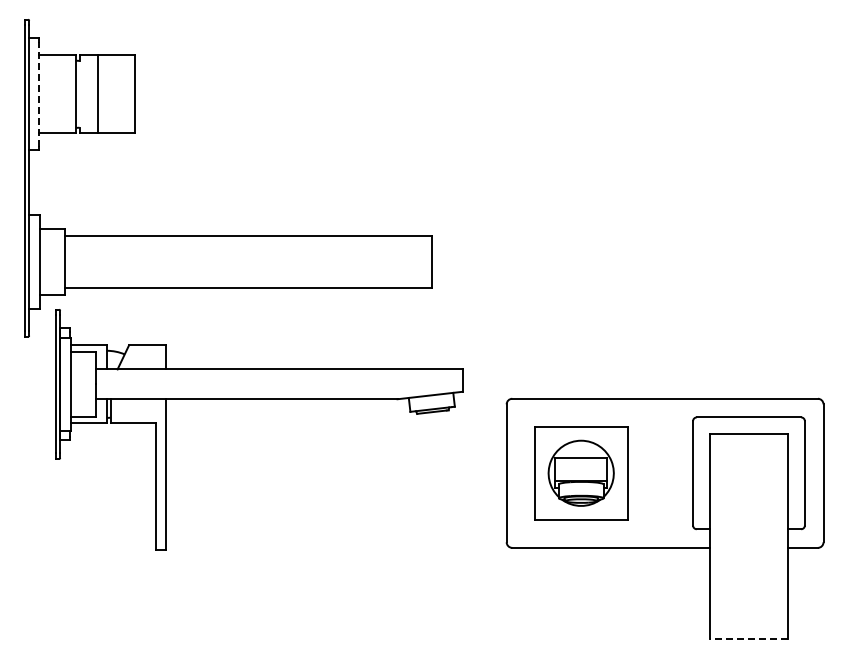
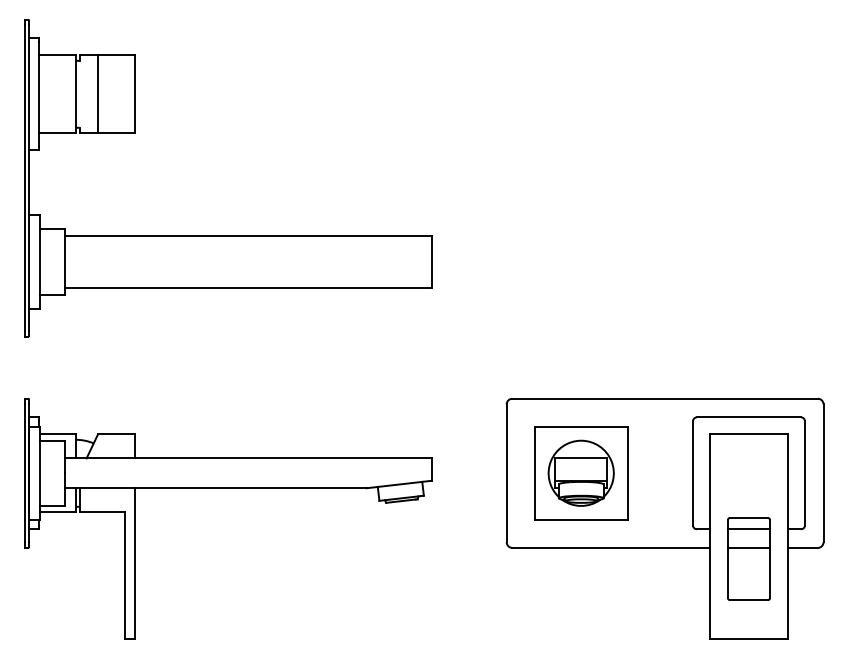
line: dashed -> solid (38, 93)
part position: (259, 399) -> (228, 488) (228, 488)
part: none -> present (748, 558)
line: dashed -> solid (748, 639)
